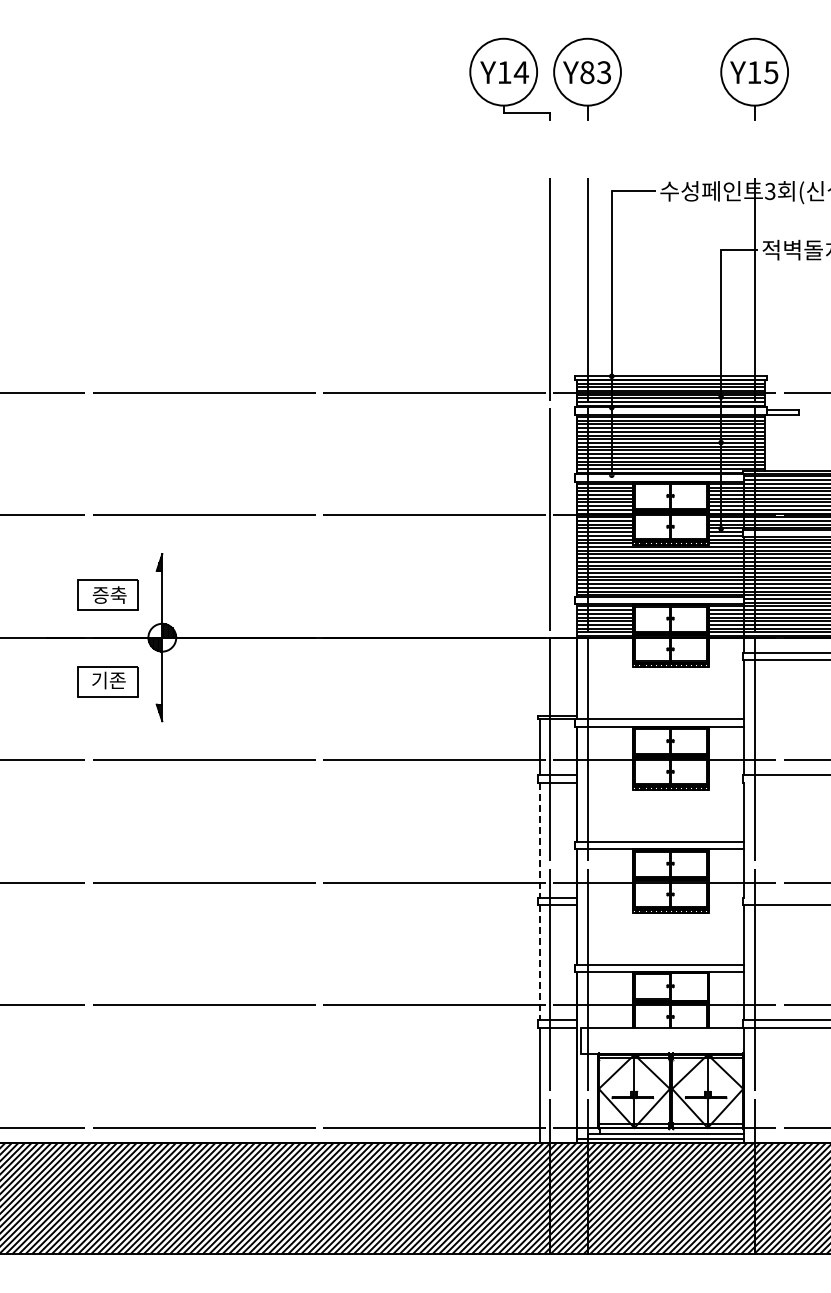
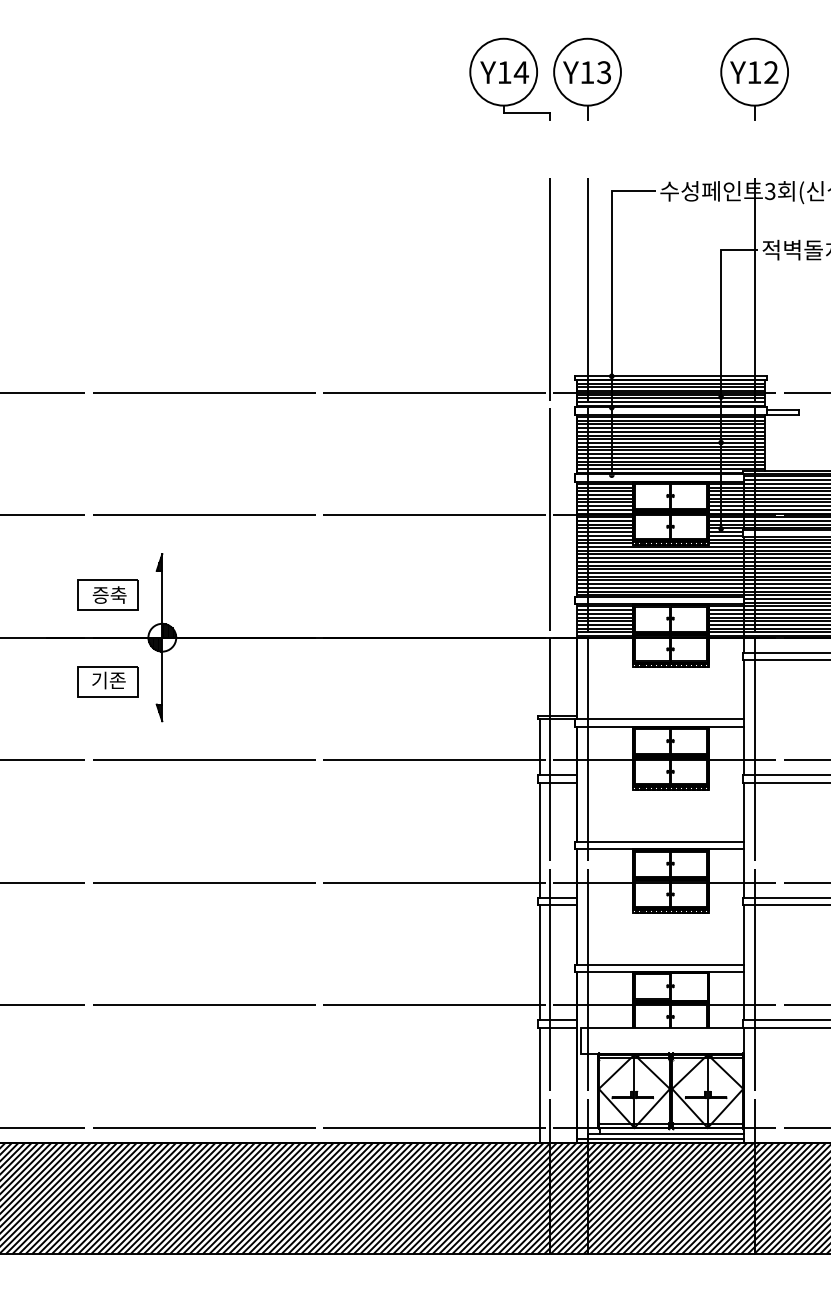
text: Y83 -> Y13 (587, 72)
text: Y15 -> Y12 (771, 72)
line: none -> present (784, 782)
line: dashed -> solid (540, 840)
line: none -> present (784, 897)
line: dashed -> solid (540, 962)
